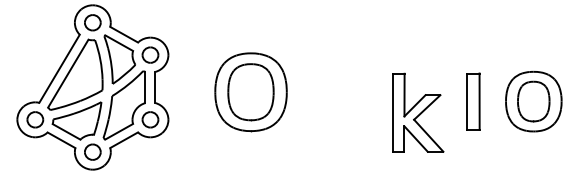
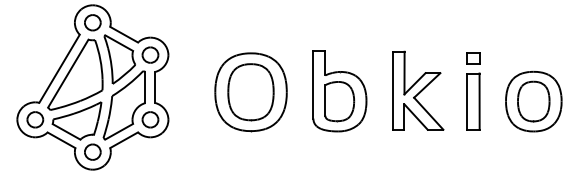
part: none -> present (473, 58)
part: none -> present (339, 91)
part position: (418, 112) -> (418, 90) (418, 90)
